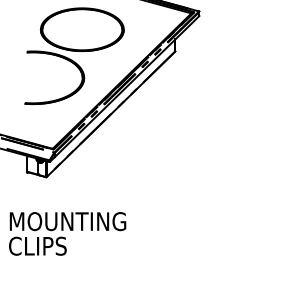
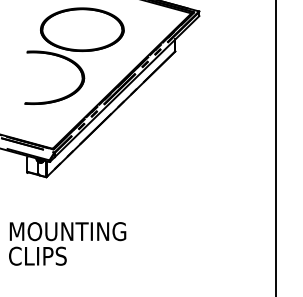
line: none -> present (275, 147)
text position: (67, 233) -> (67, 243) (67, 243)
